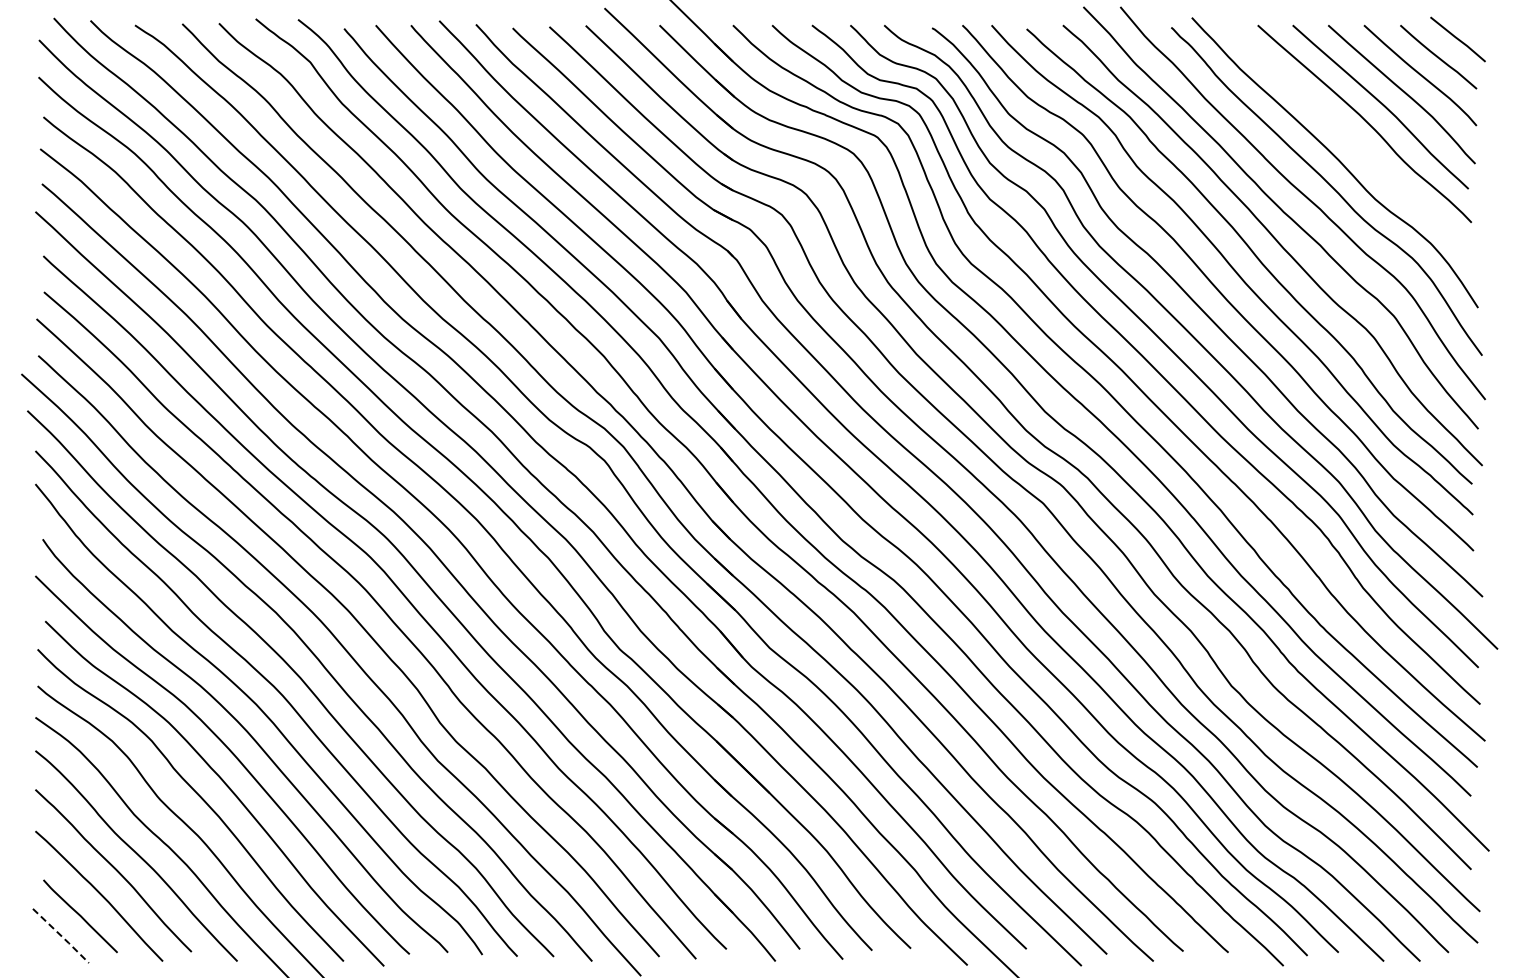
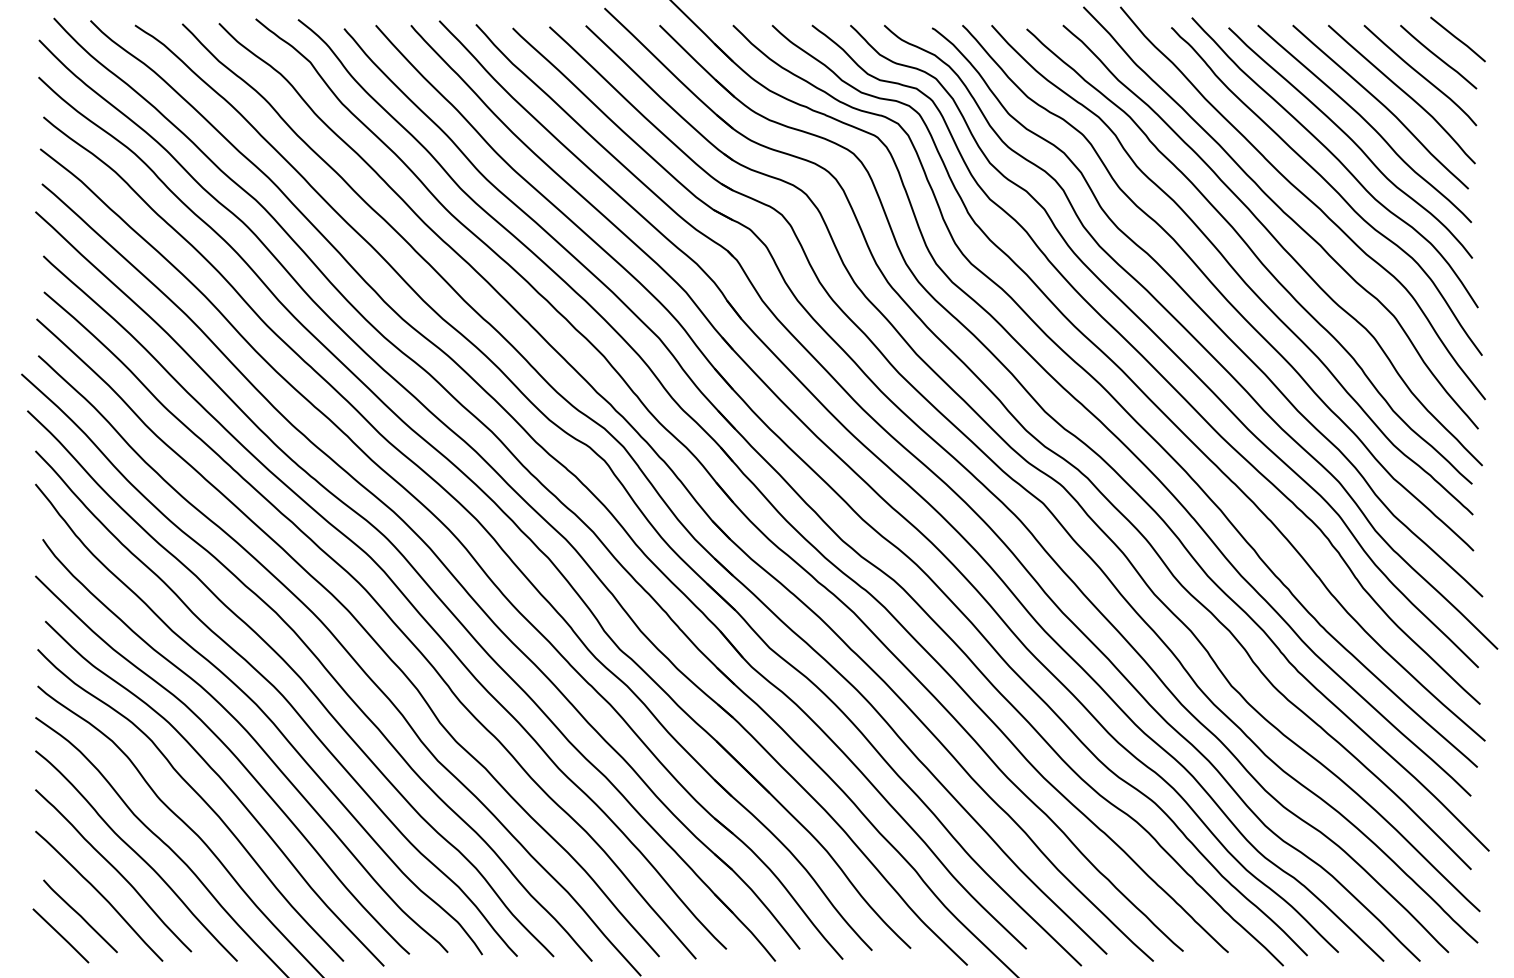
curve: none -> present (1352, 142)
line: dashed -> solid (61, 936)
